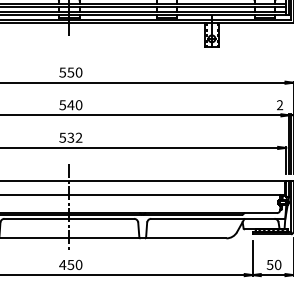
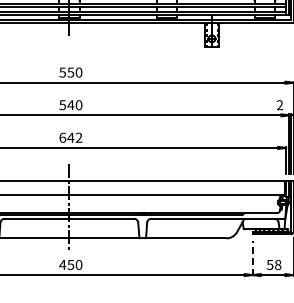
text: 532 -> 642 (66, 137)
line: solid -> dashed (252, 258)
text: 50 -> 58 (277, 264)
